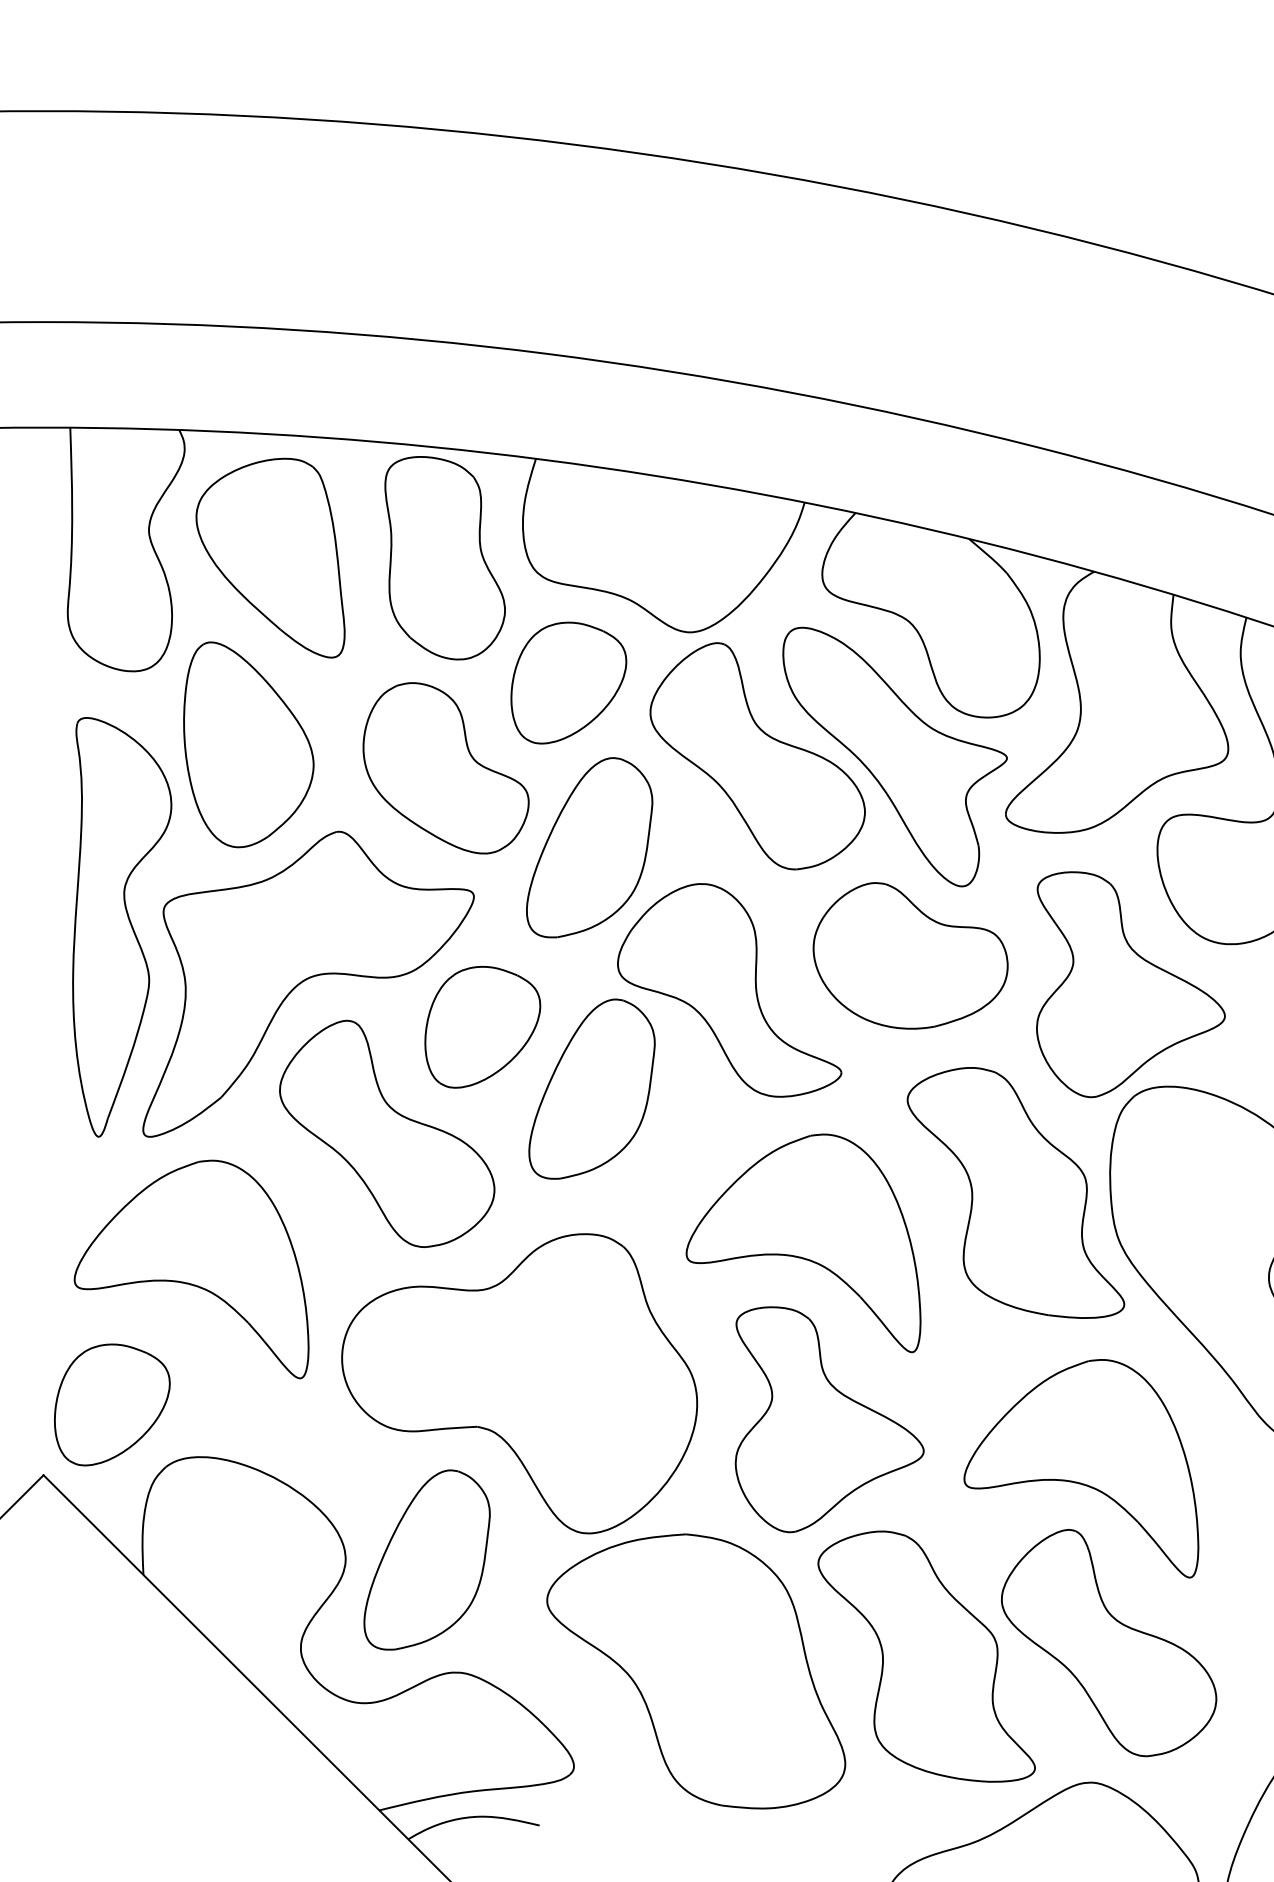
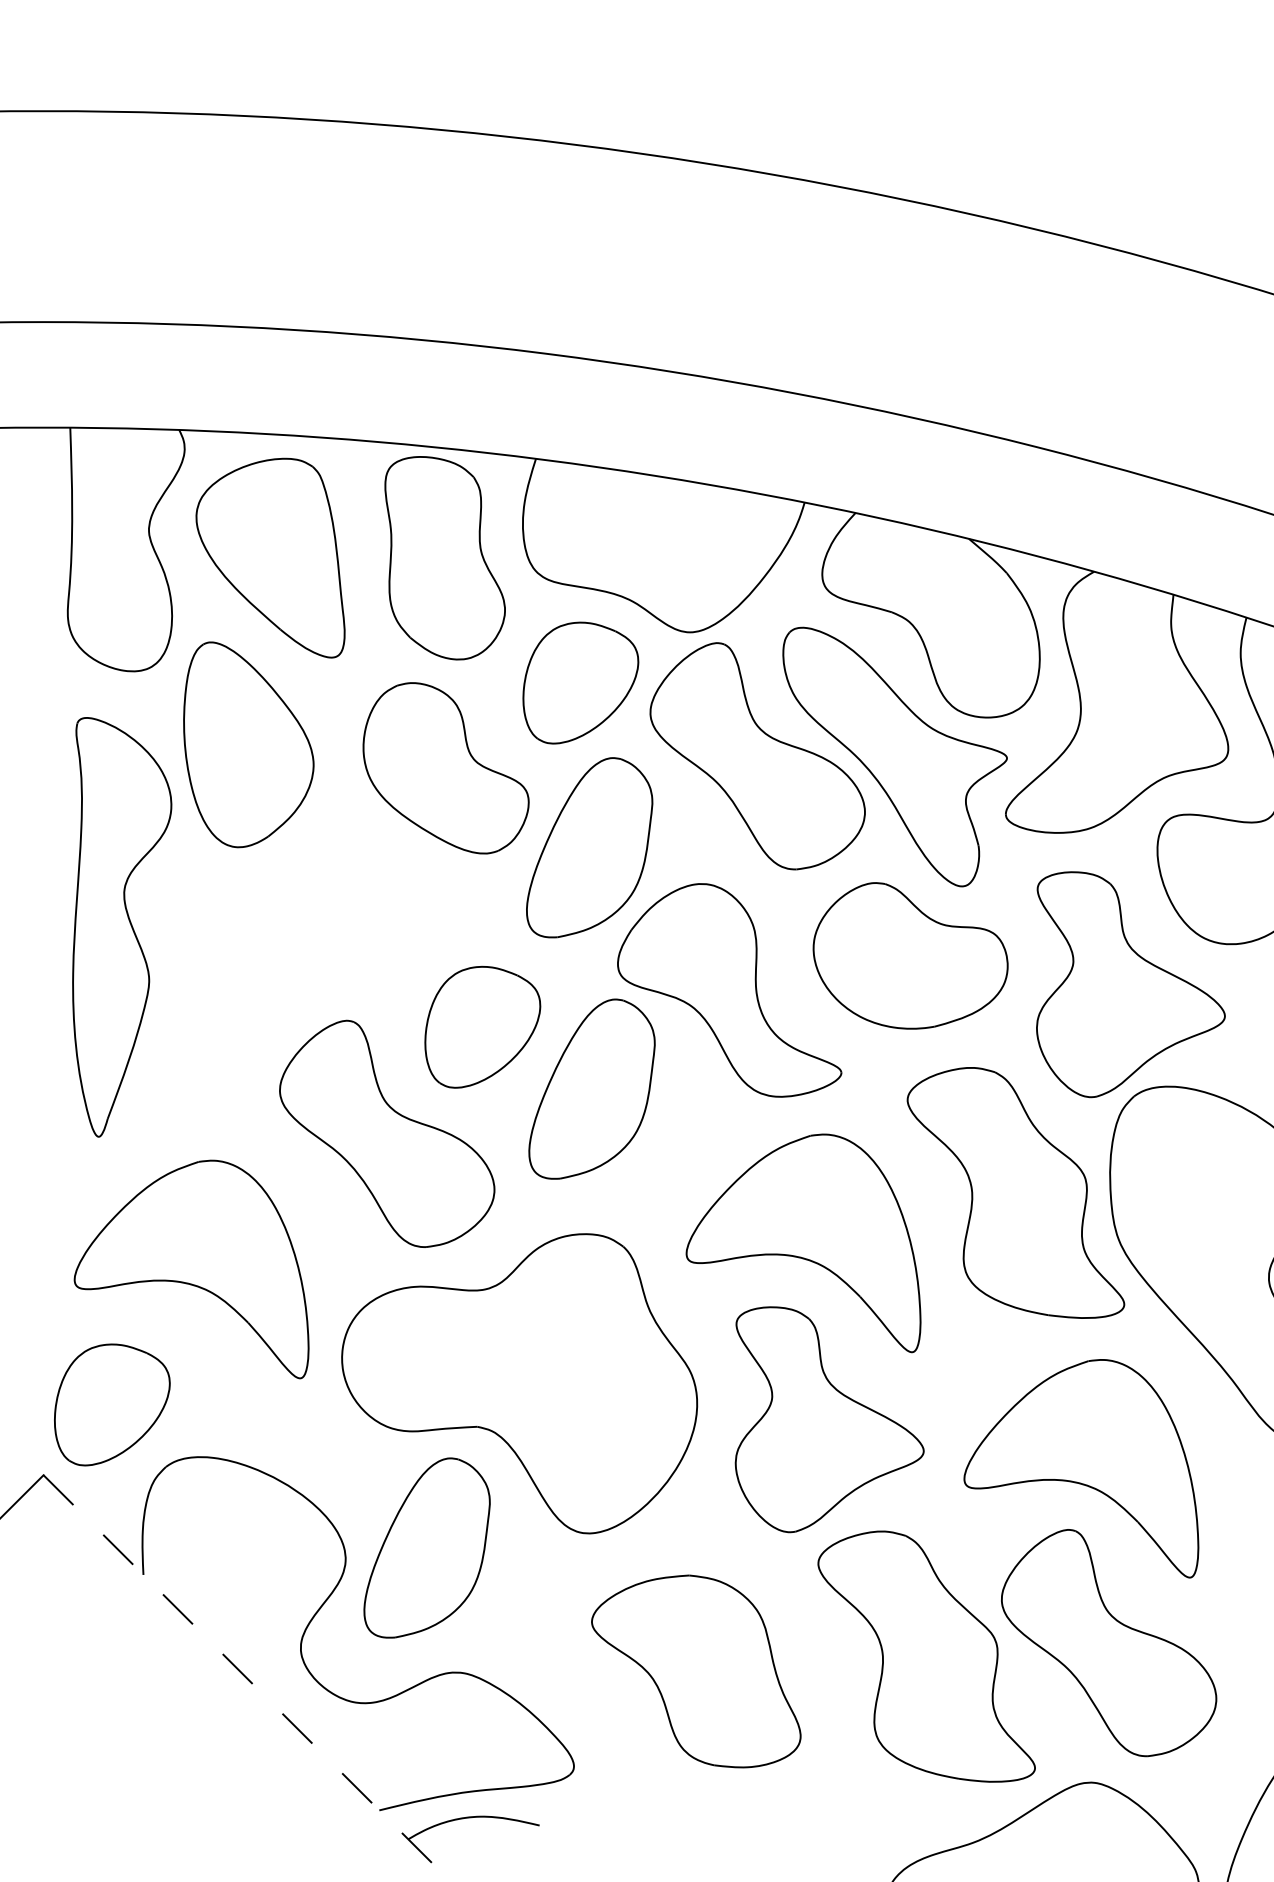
part position: (568, 682) -> (580, 682) (580, 682)
part: present -> none (308, 983)
part position: (426, 1559) -> (426, 1547) (426, 1547)
part size: 301x277 px -> 211x195 px (696, 1671)
line: solid -> dashed (247, 1678)
